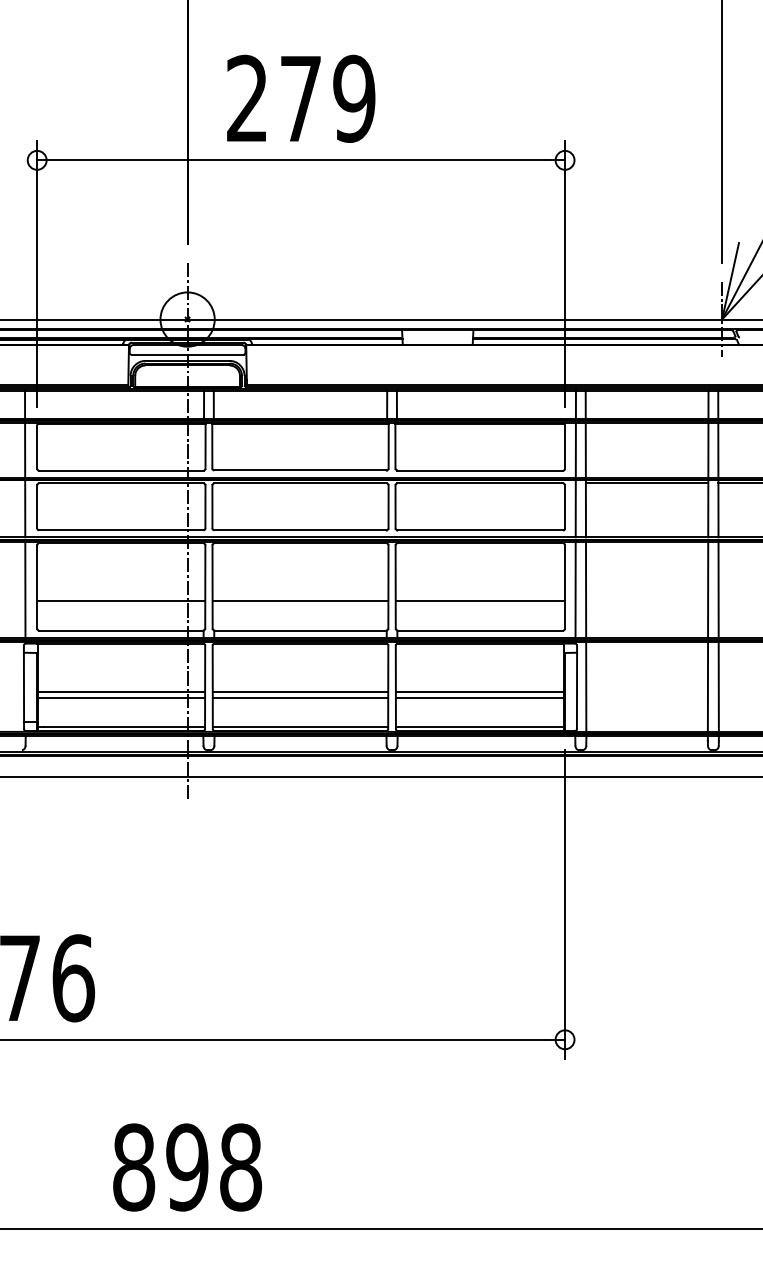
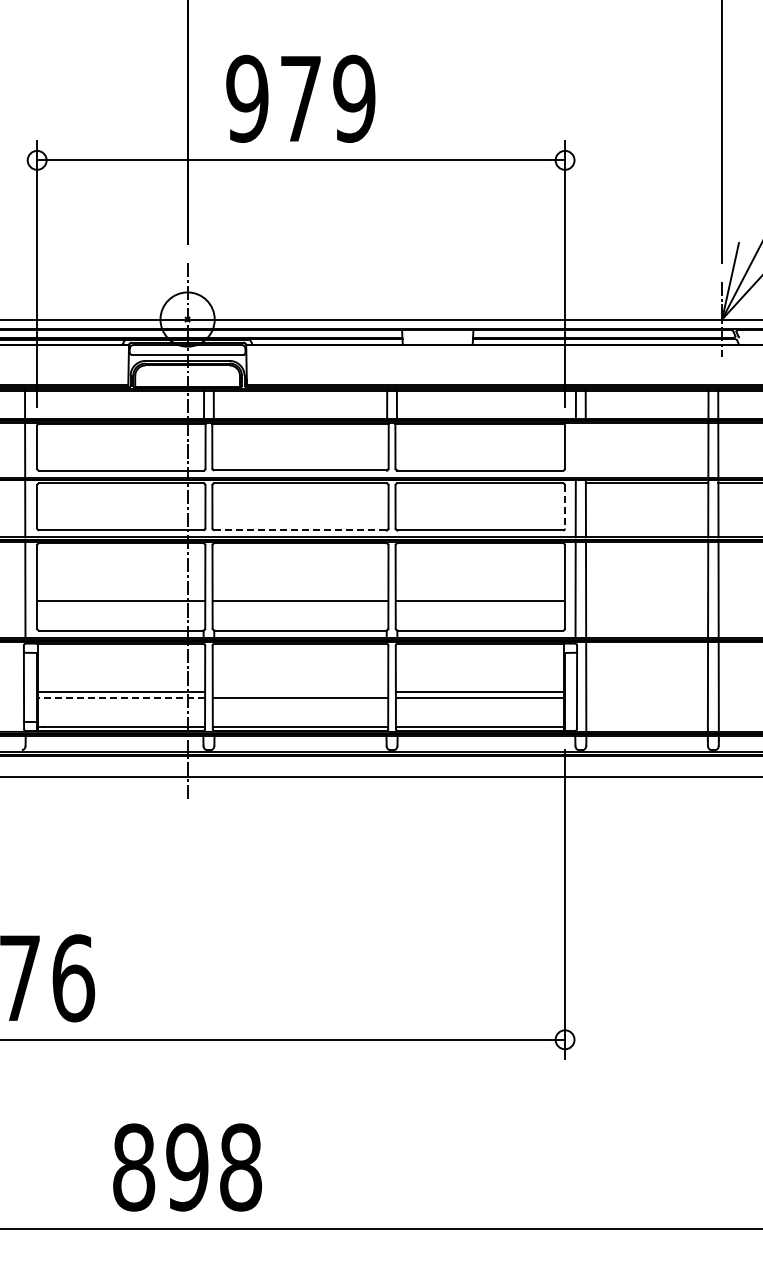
text: 279 -> 979 (247, 98)
line: present -> none (575, 451)
line: present -> none (585, 451)
line: solid -> dashed (565, 506)
line: solid -> dashed (301, 530)
line: present -> none (300, 692)
line: solid -> dashed (121, 698)
